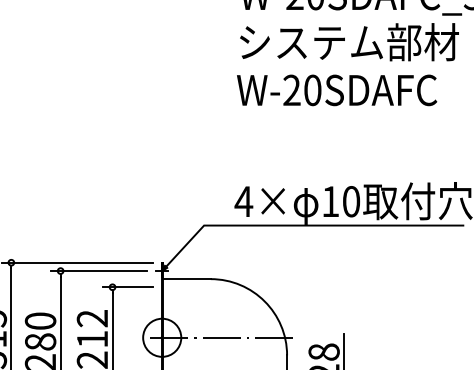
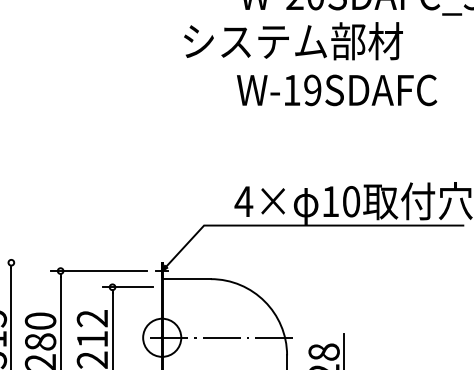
text position: (349, 42) -> (293, 41) (293, 41)
text: W-20SDAFC -> W-19SDAFC (302, 90)
line: present -> none (77, 262)
